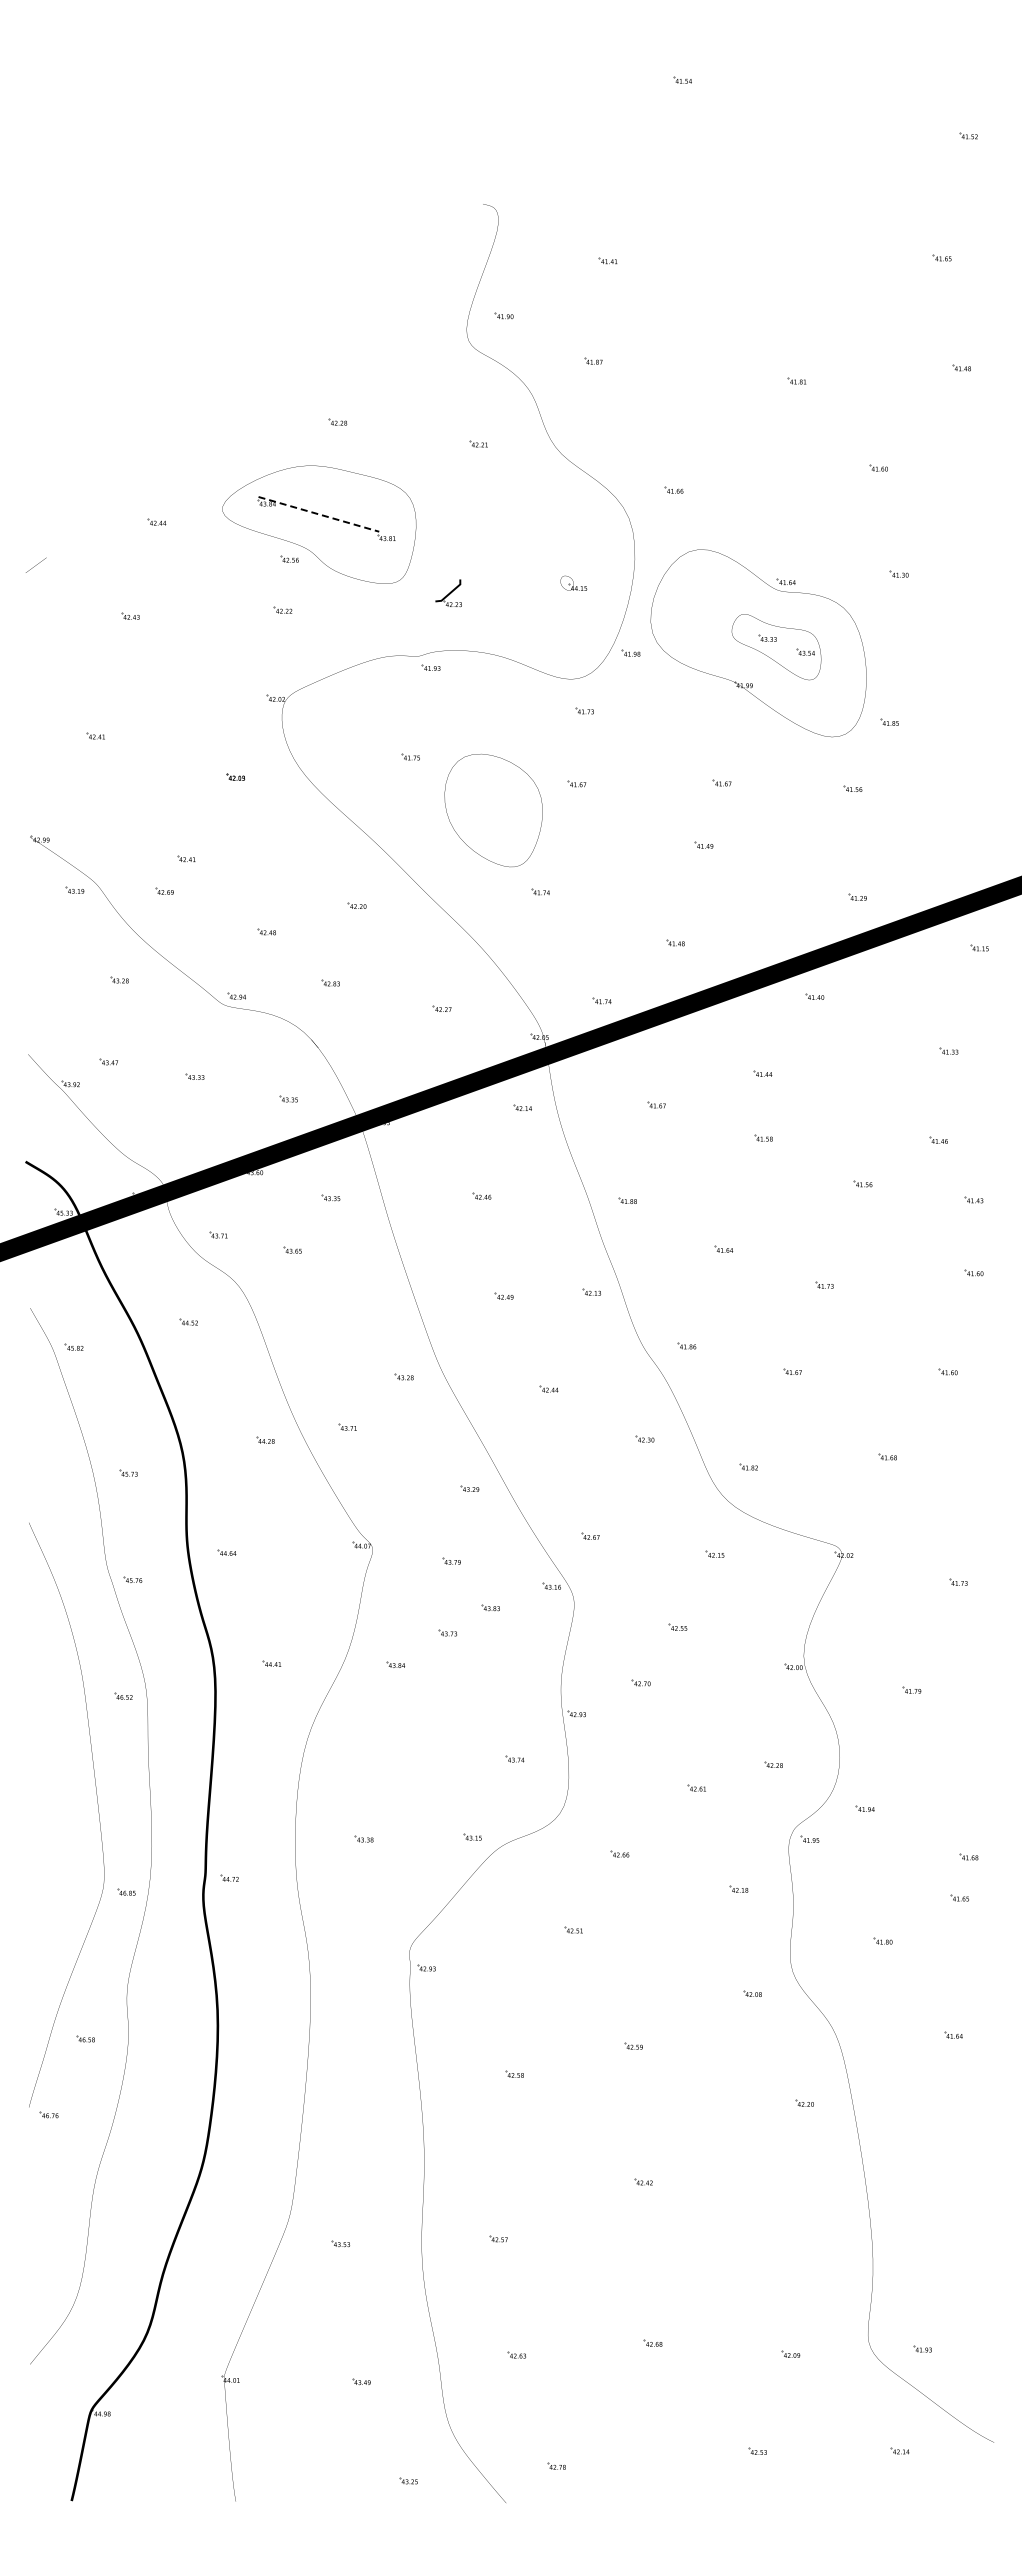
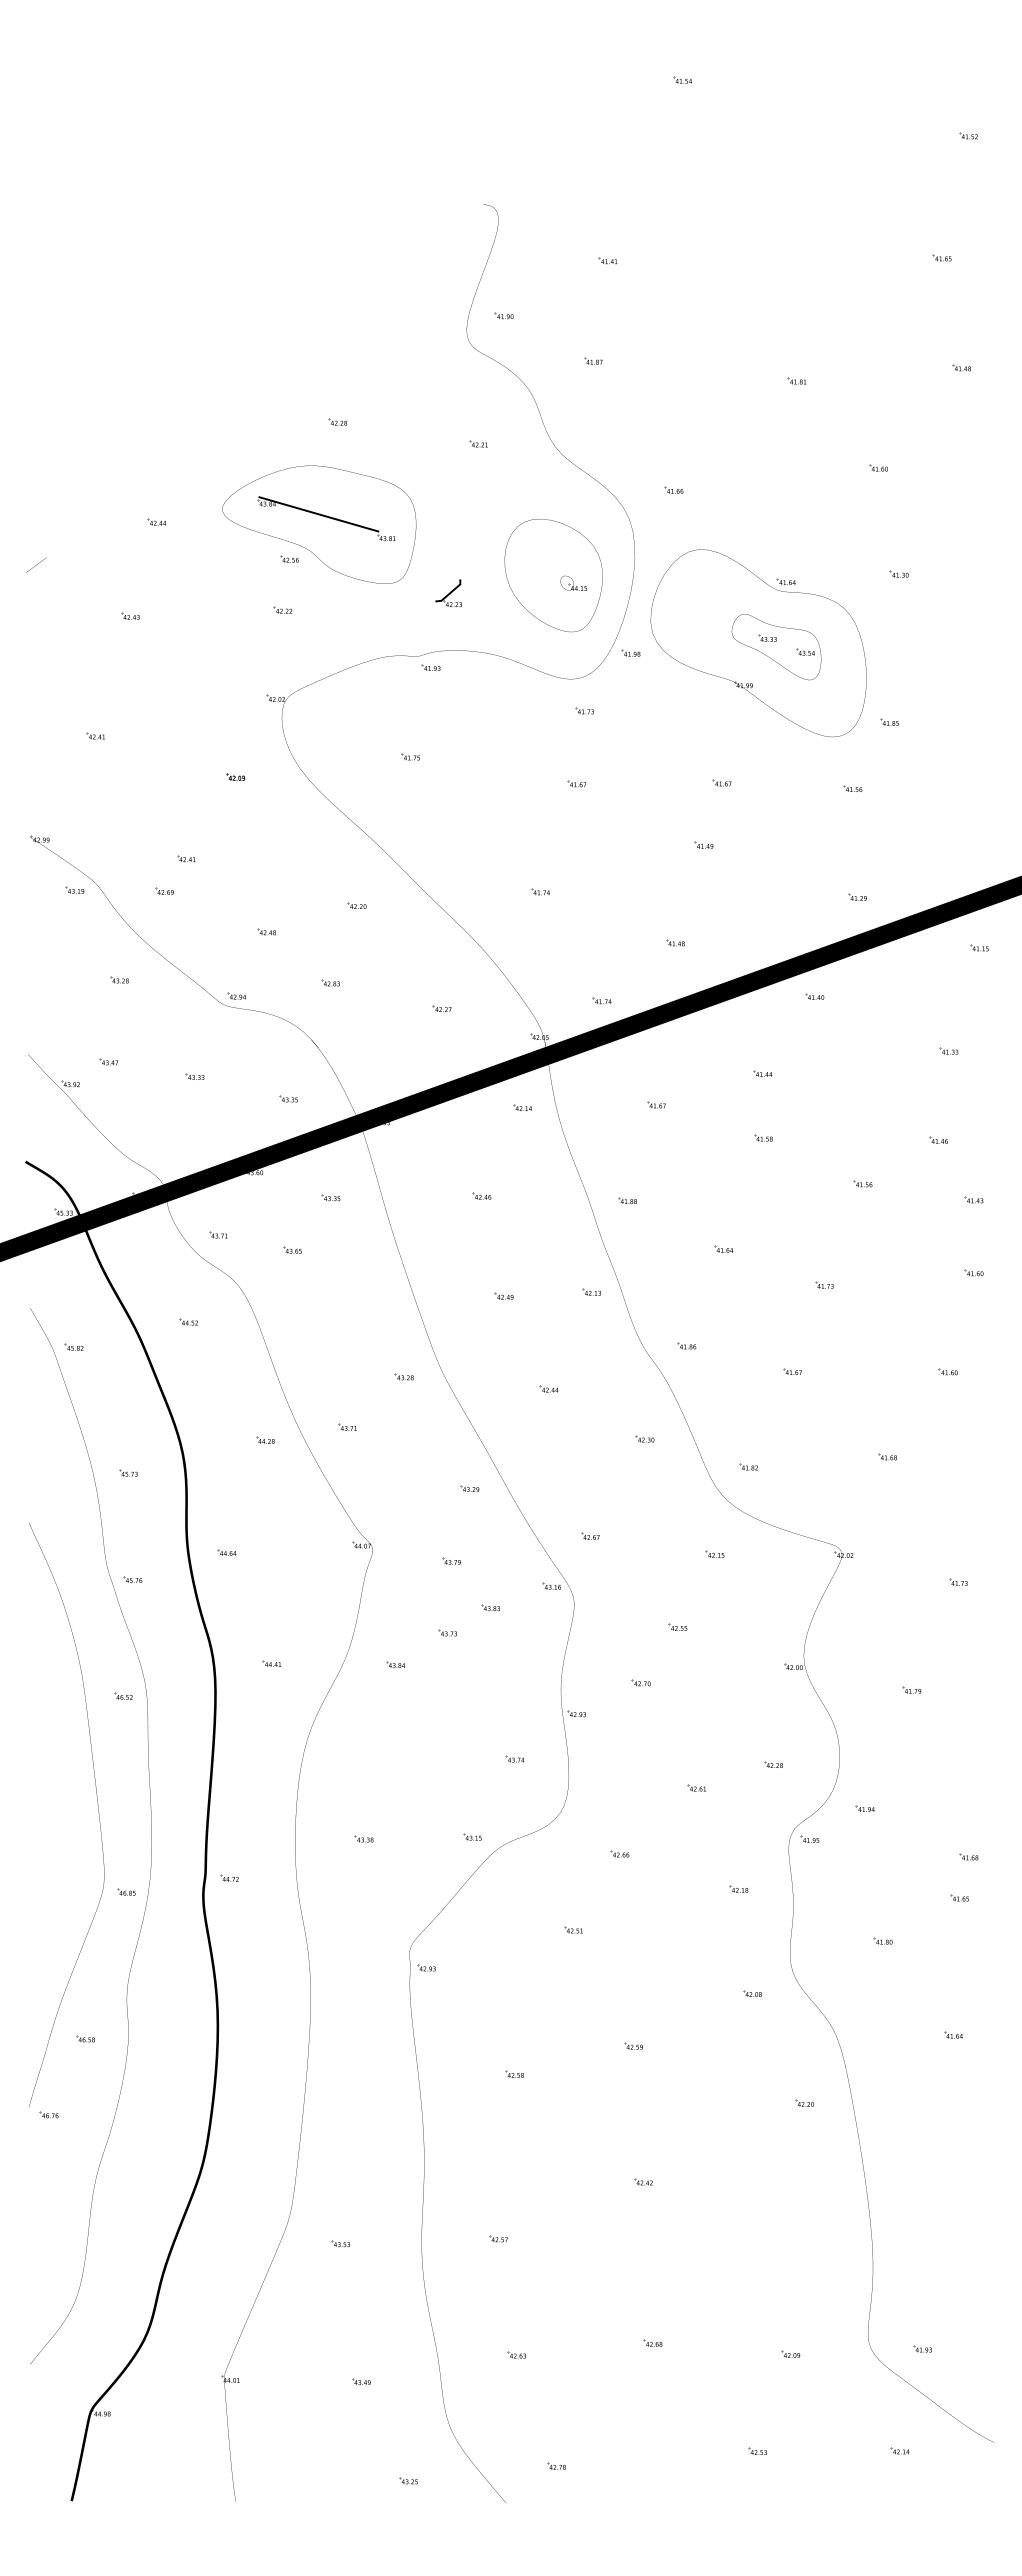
line: dashed -> solid (318, 514)
part position: (493, 810) -> (553, 575) (553, 575)
